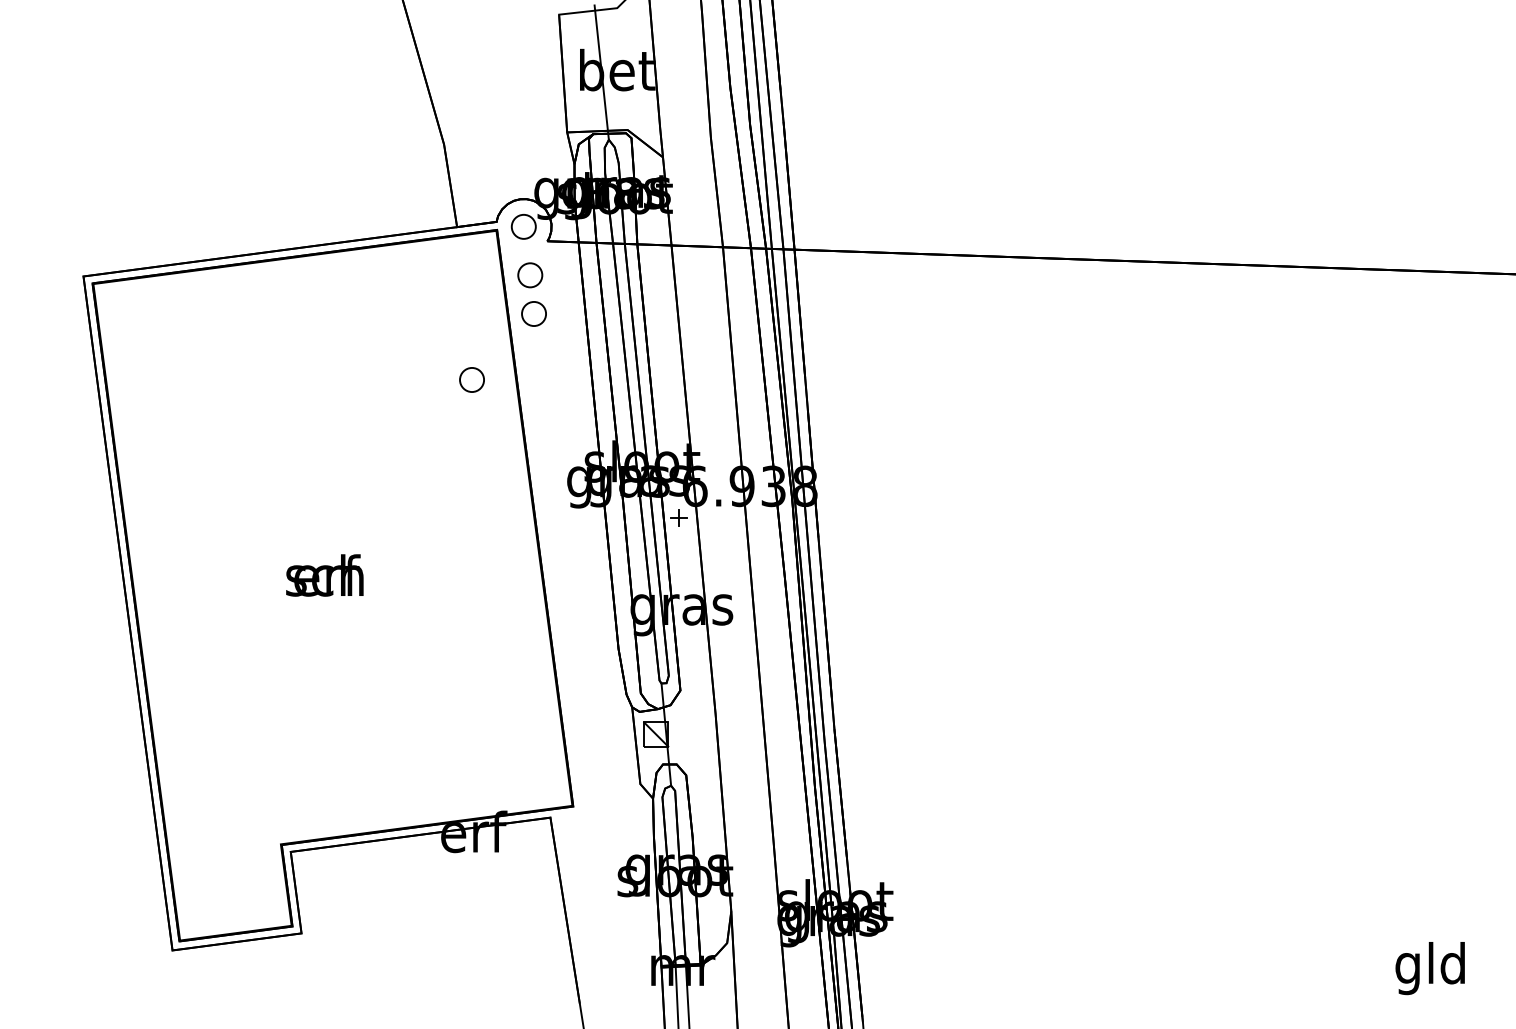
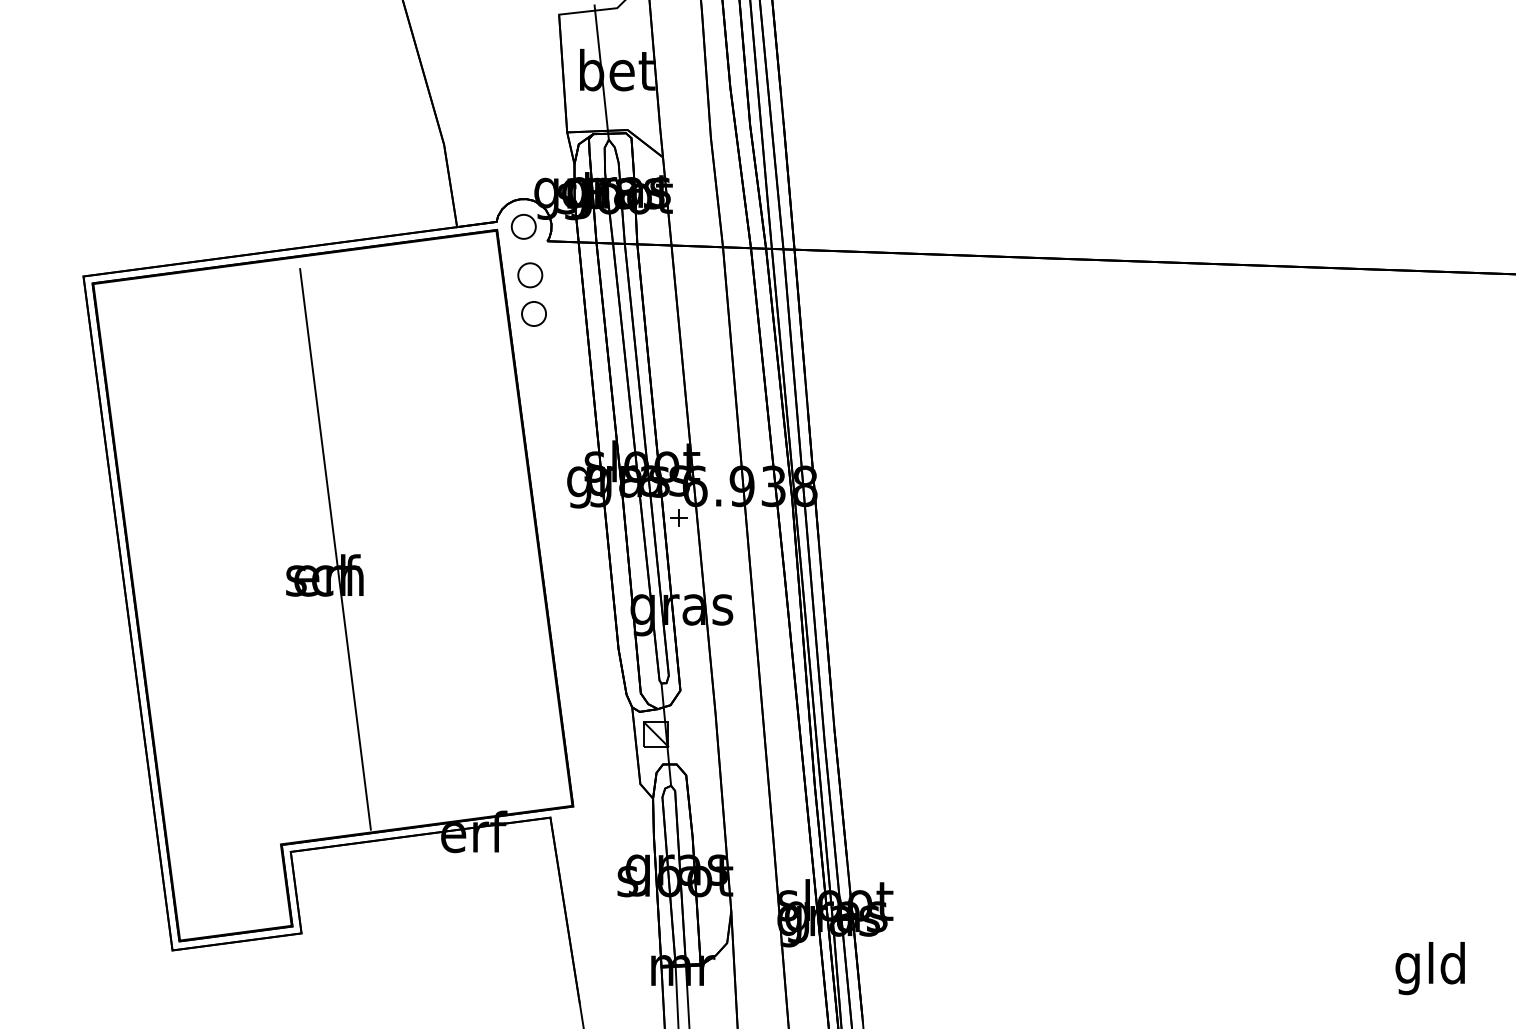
part: present -> none (471, 379)
line: none -> present (335, 549)
